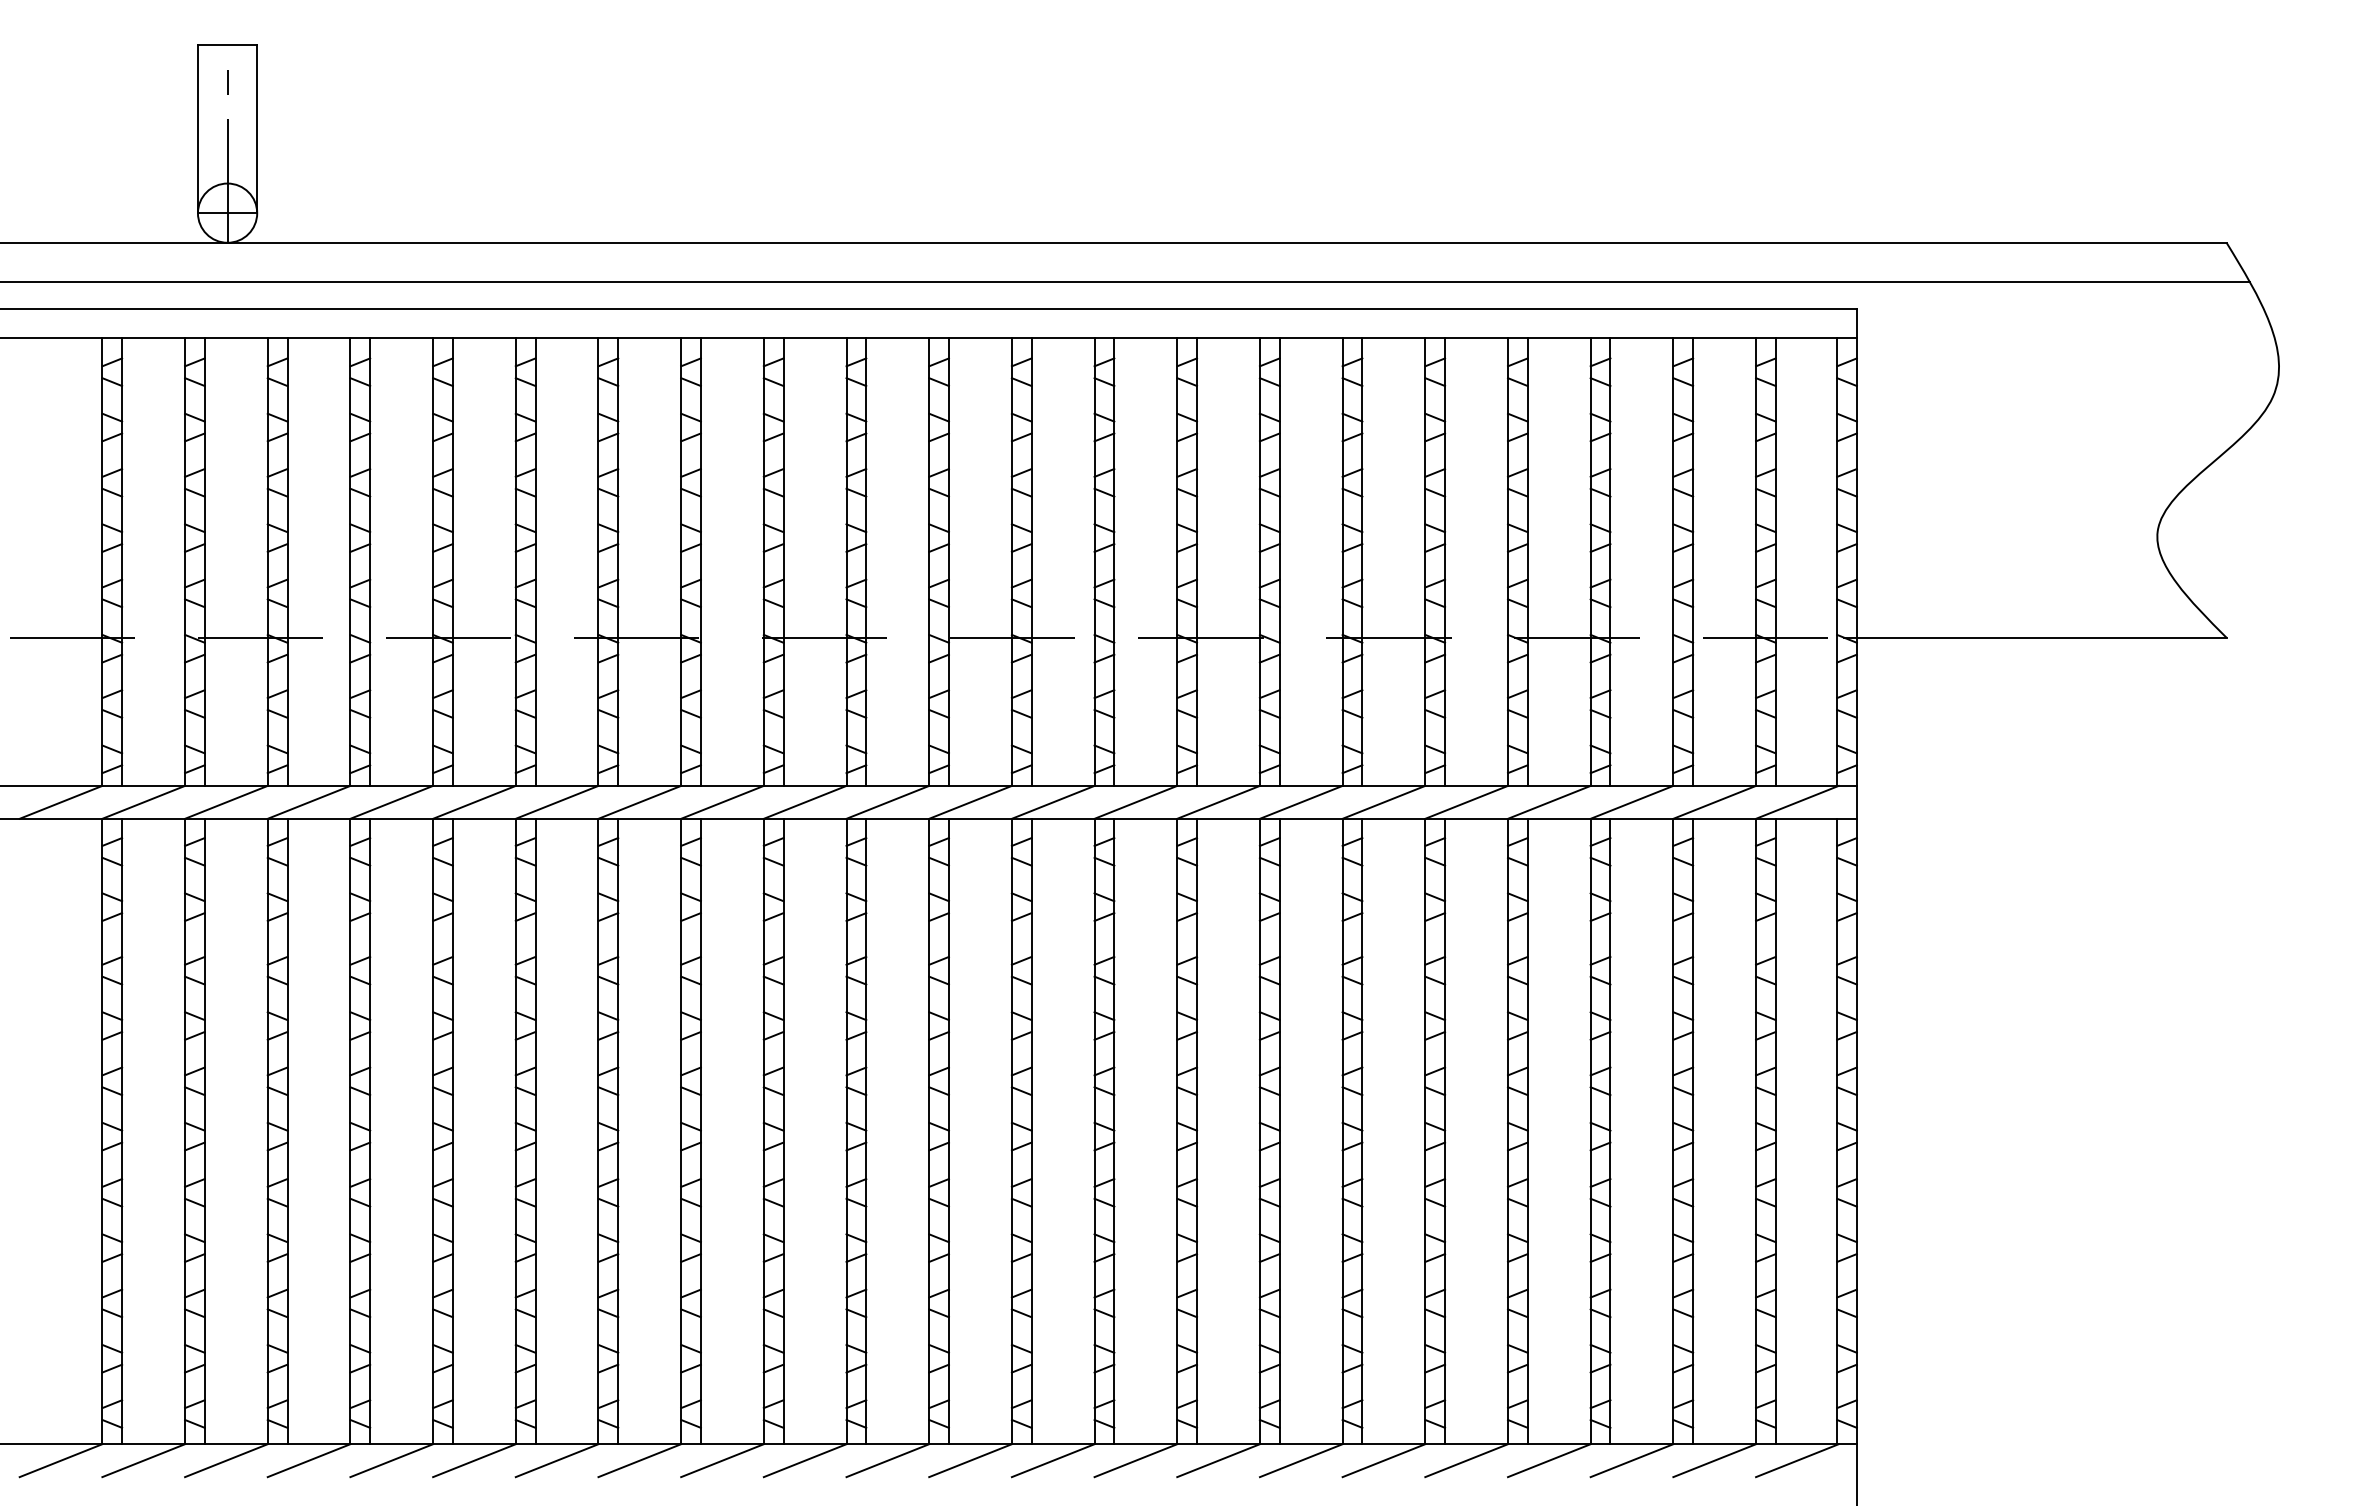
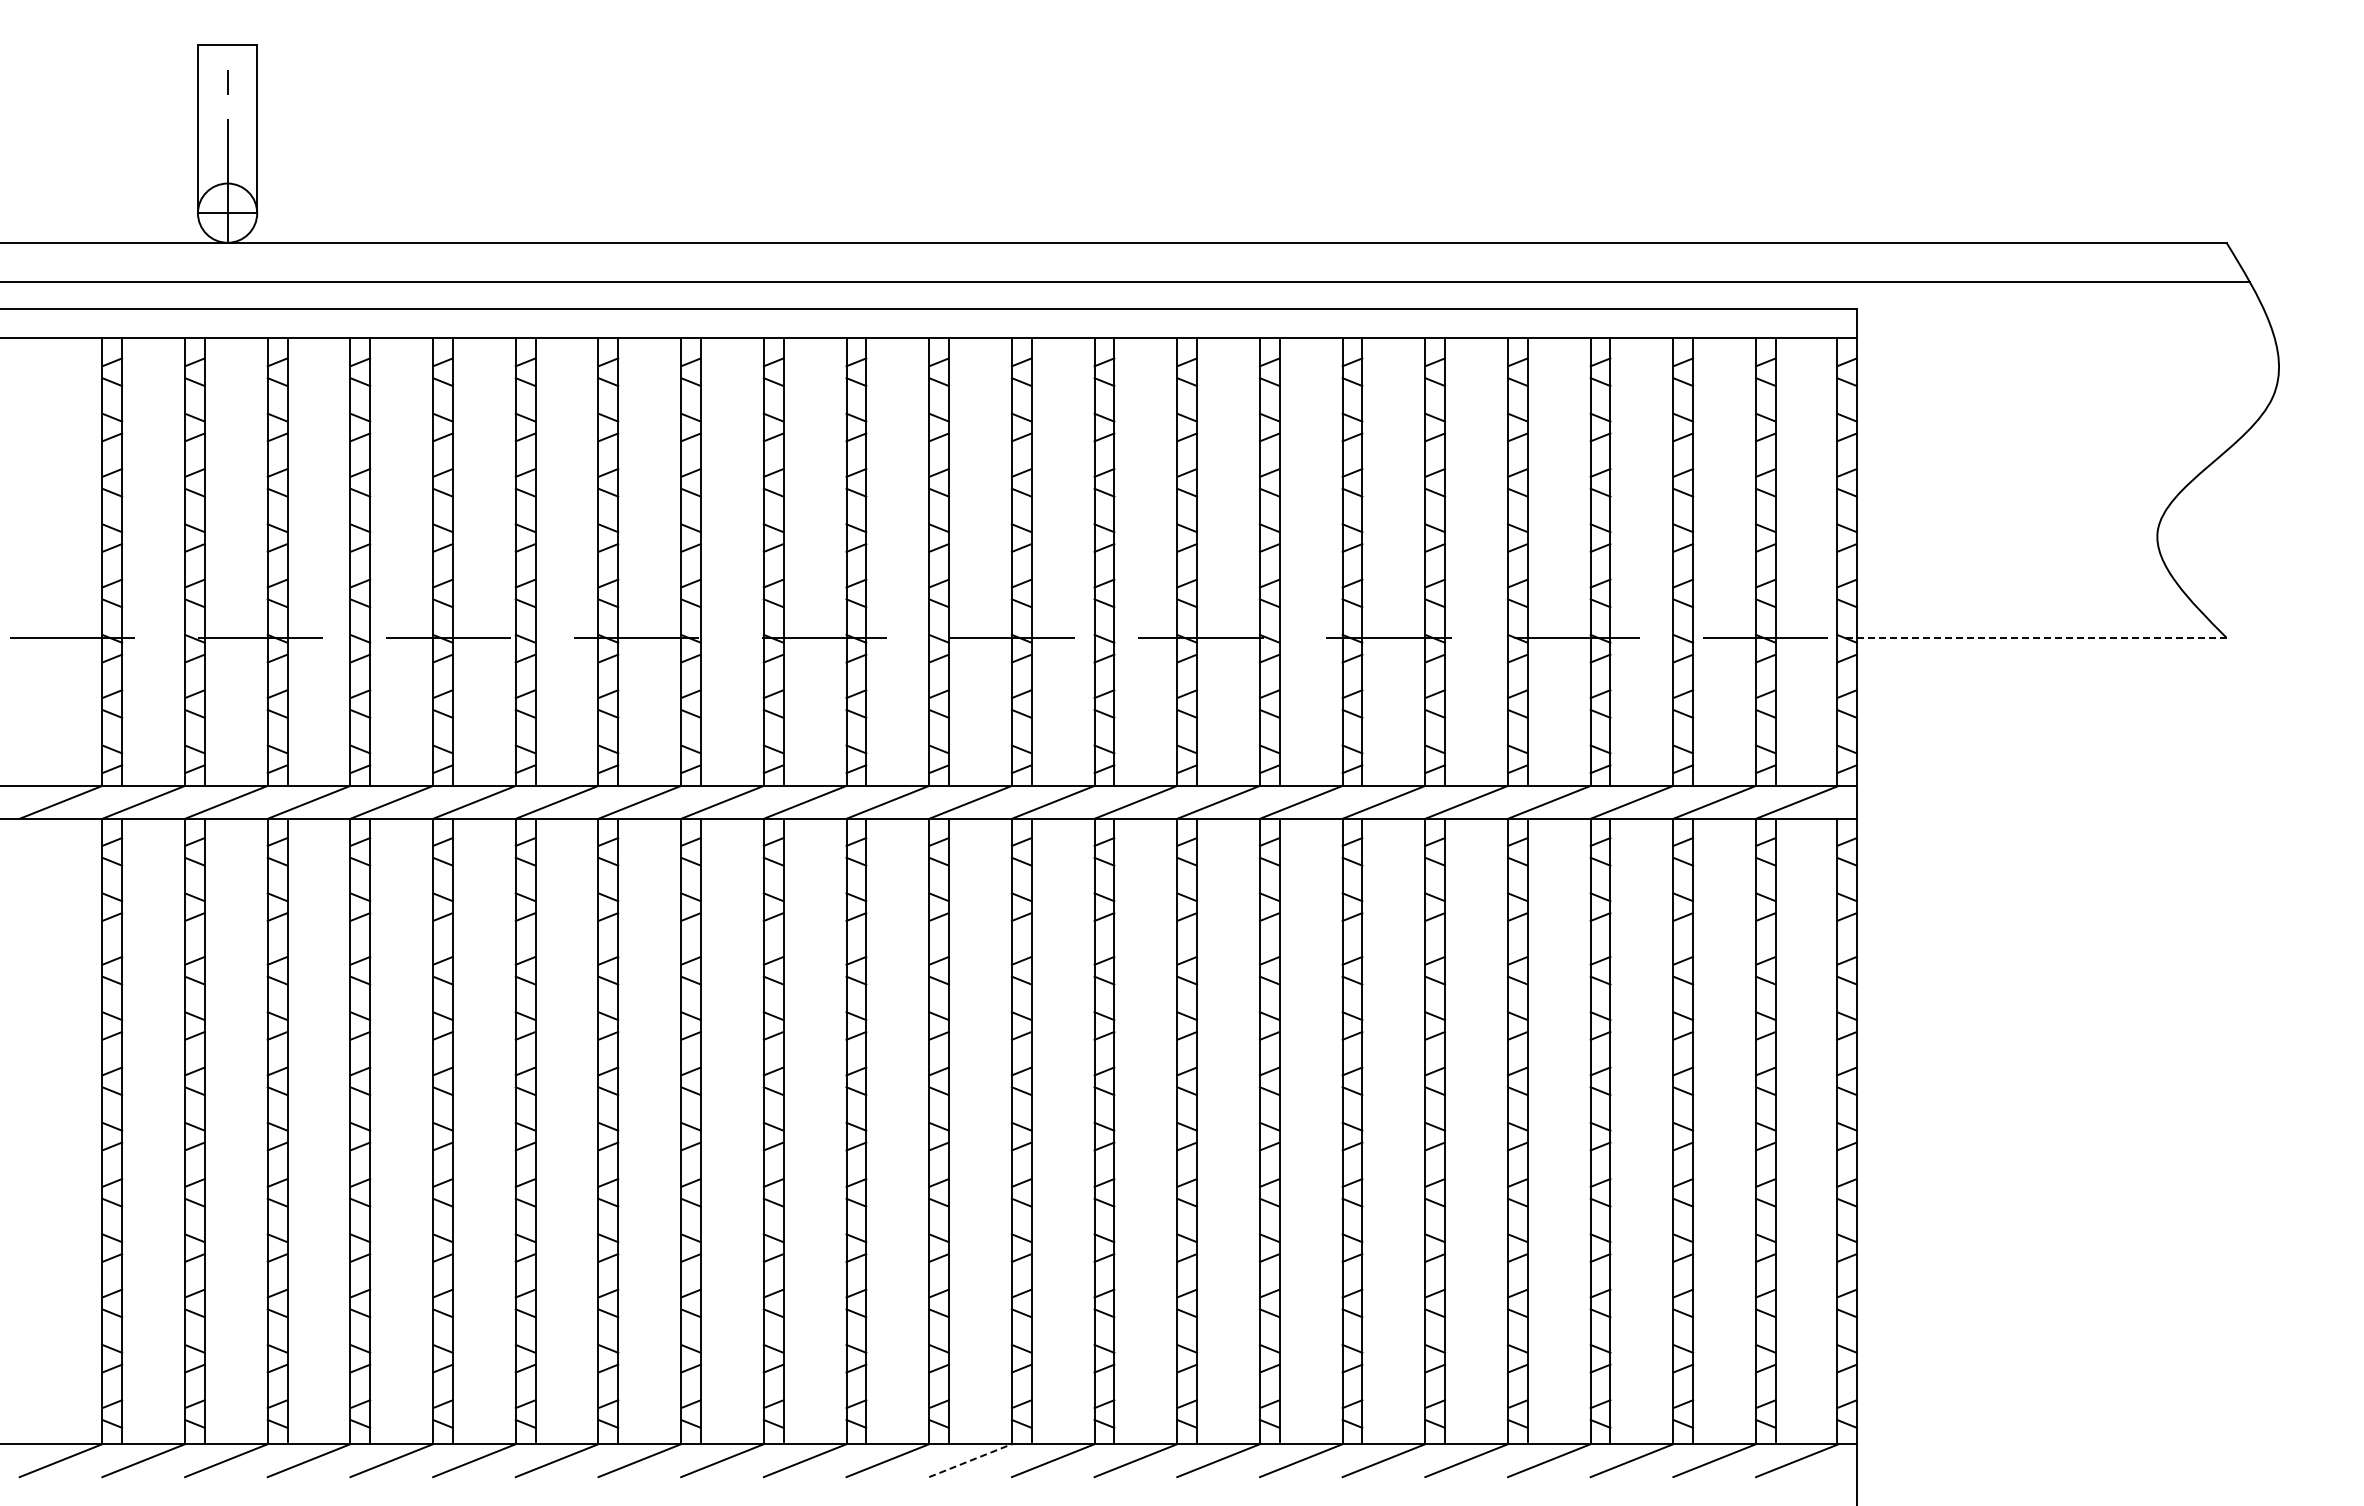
line: solid -> dashed (2034, 637)
line: solid -> dashed (971, 1460)
